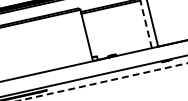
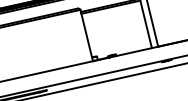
line: dashed -> solid (146, 23)
line: dashed -> solid (103, 82)
